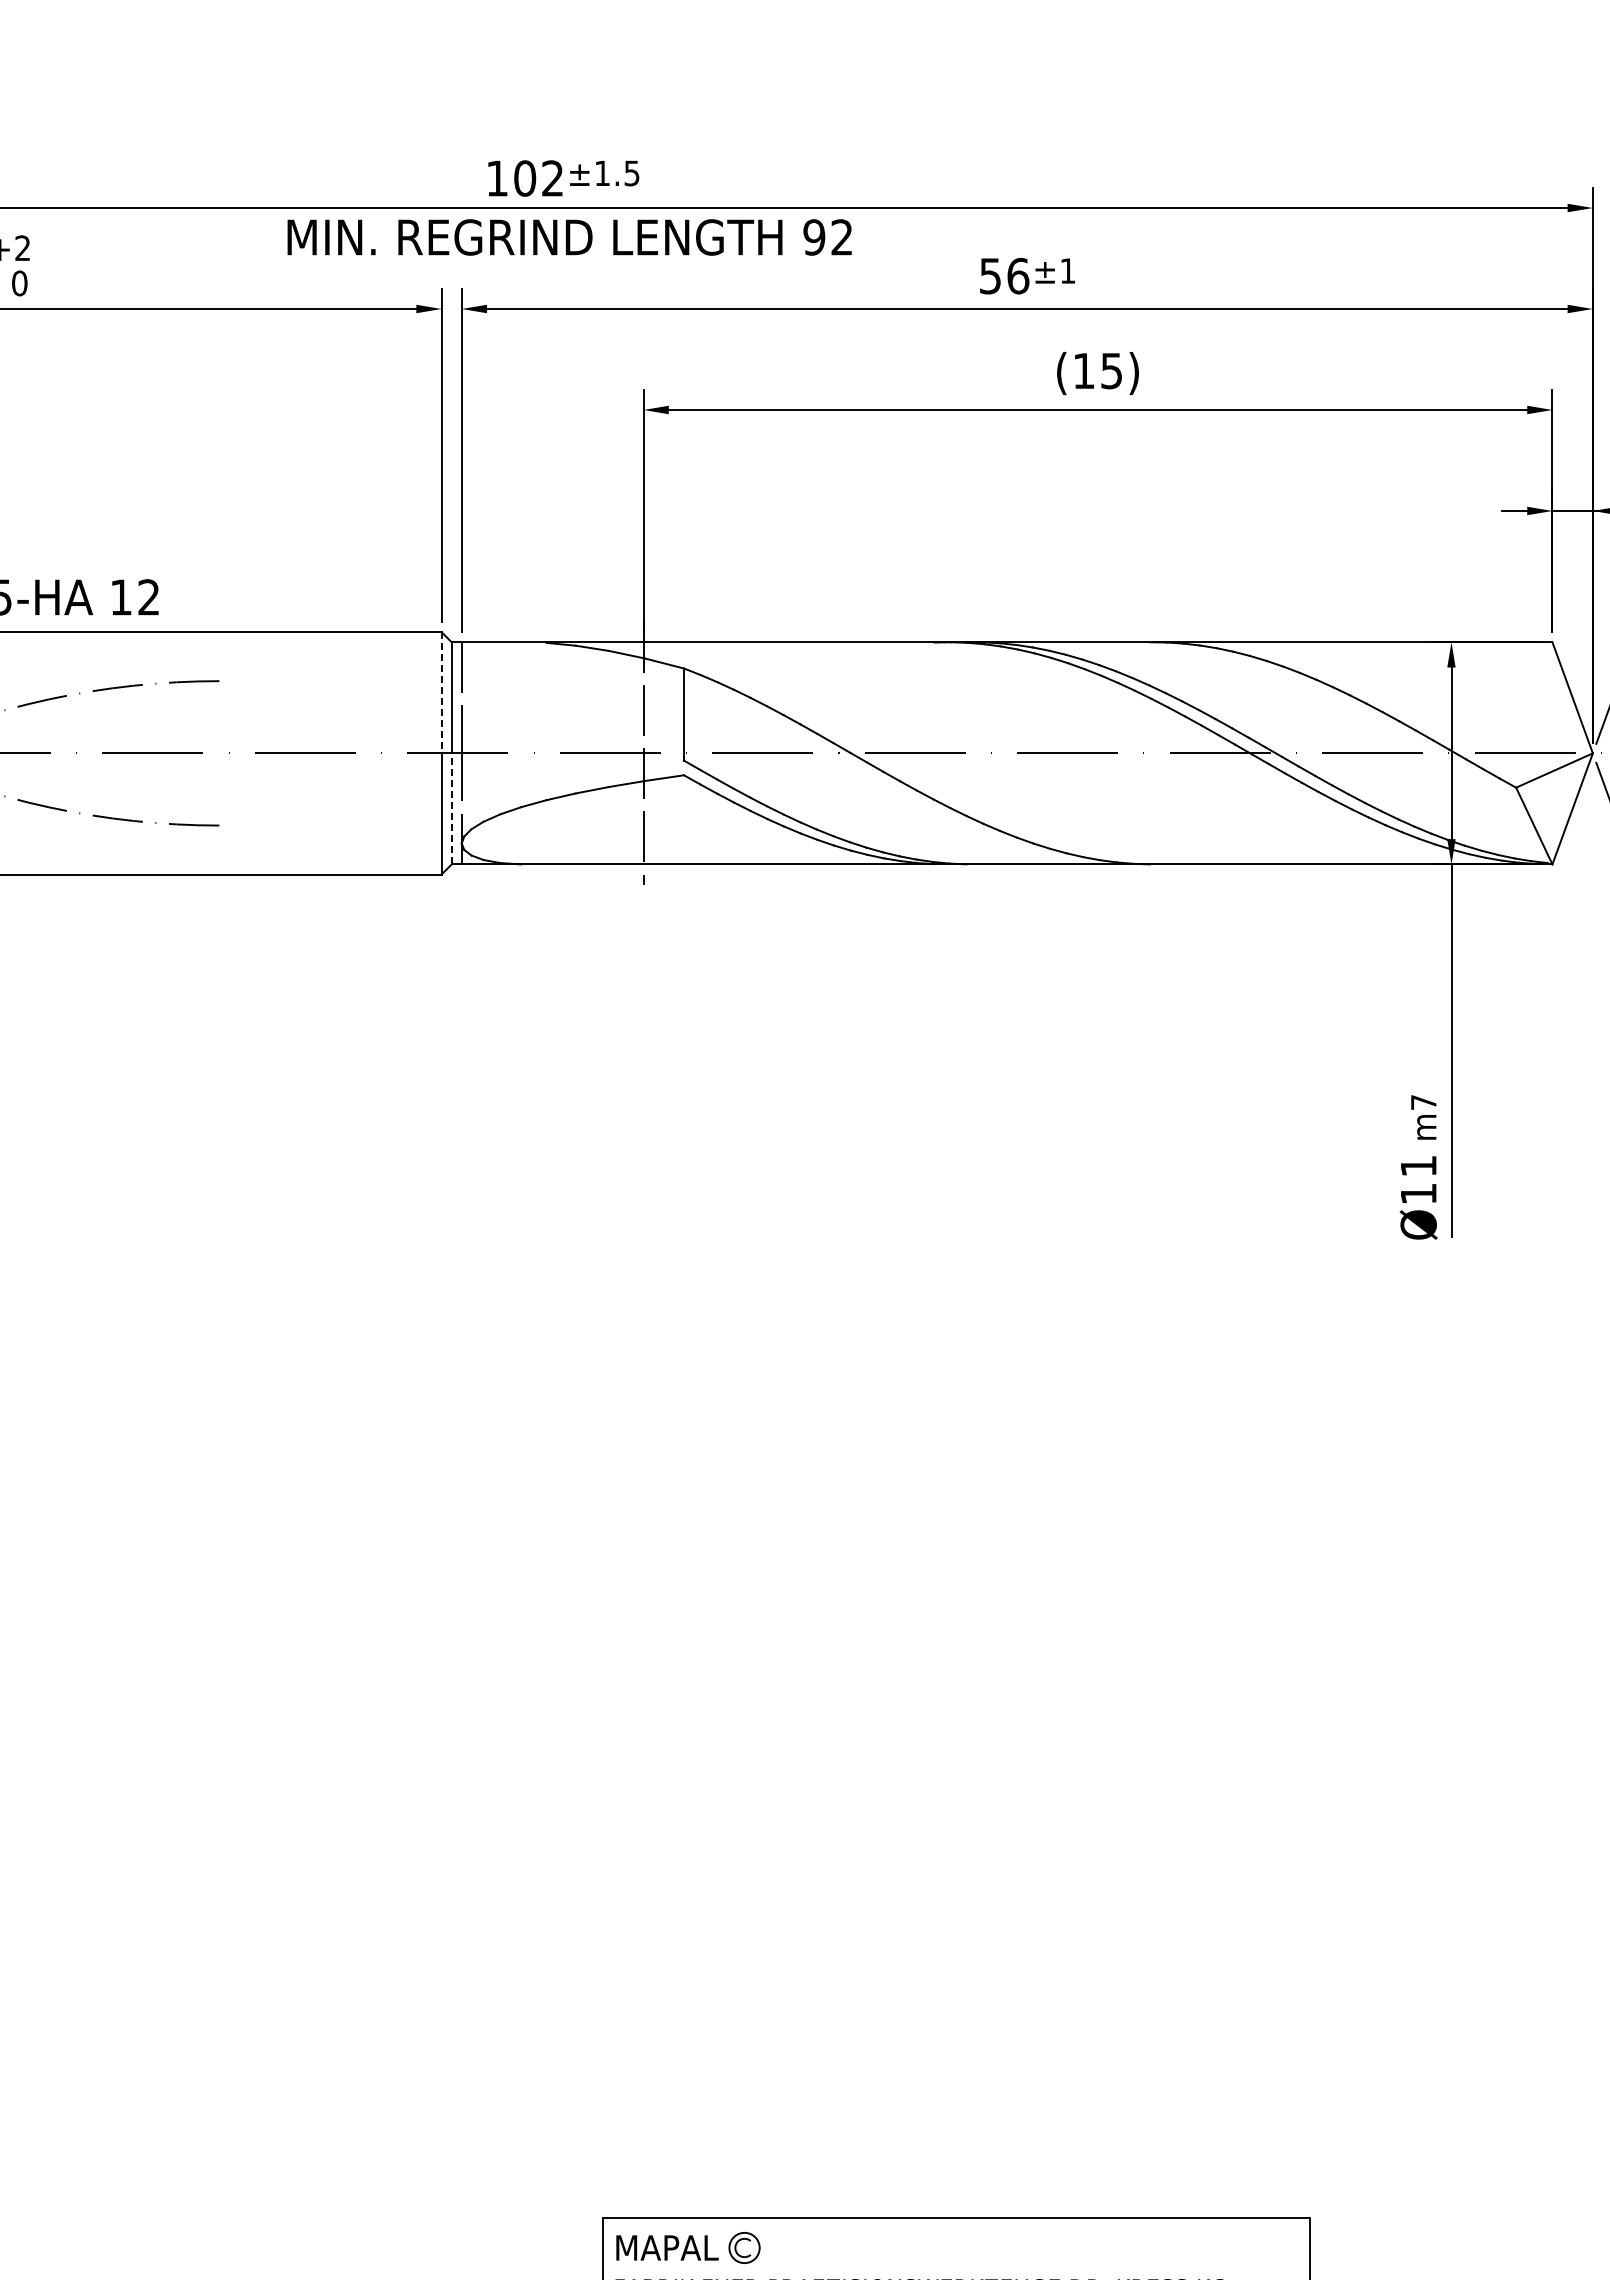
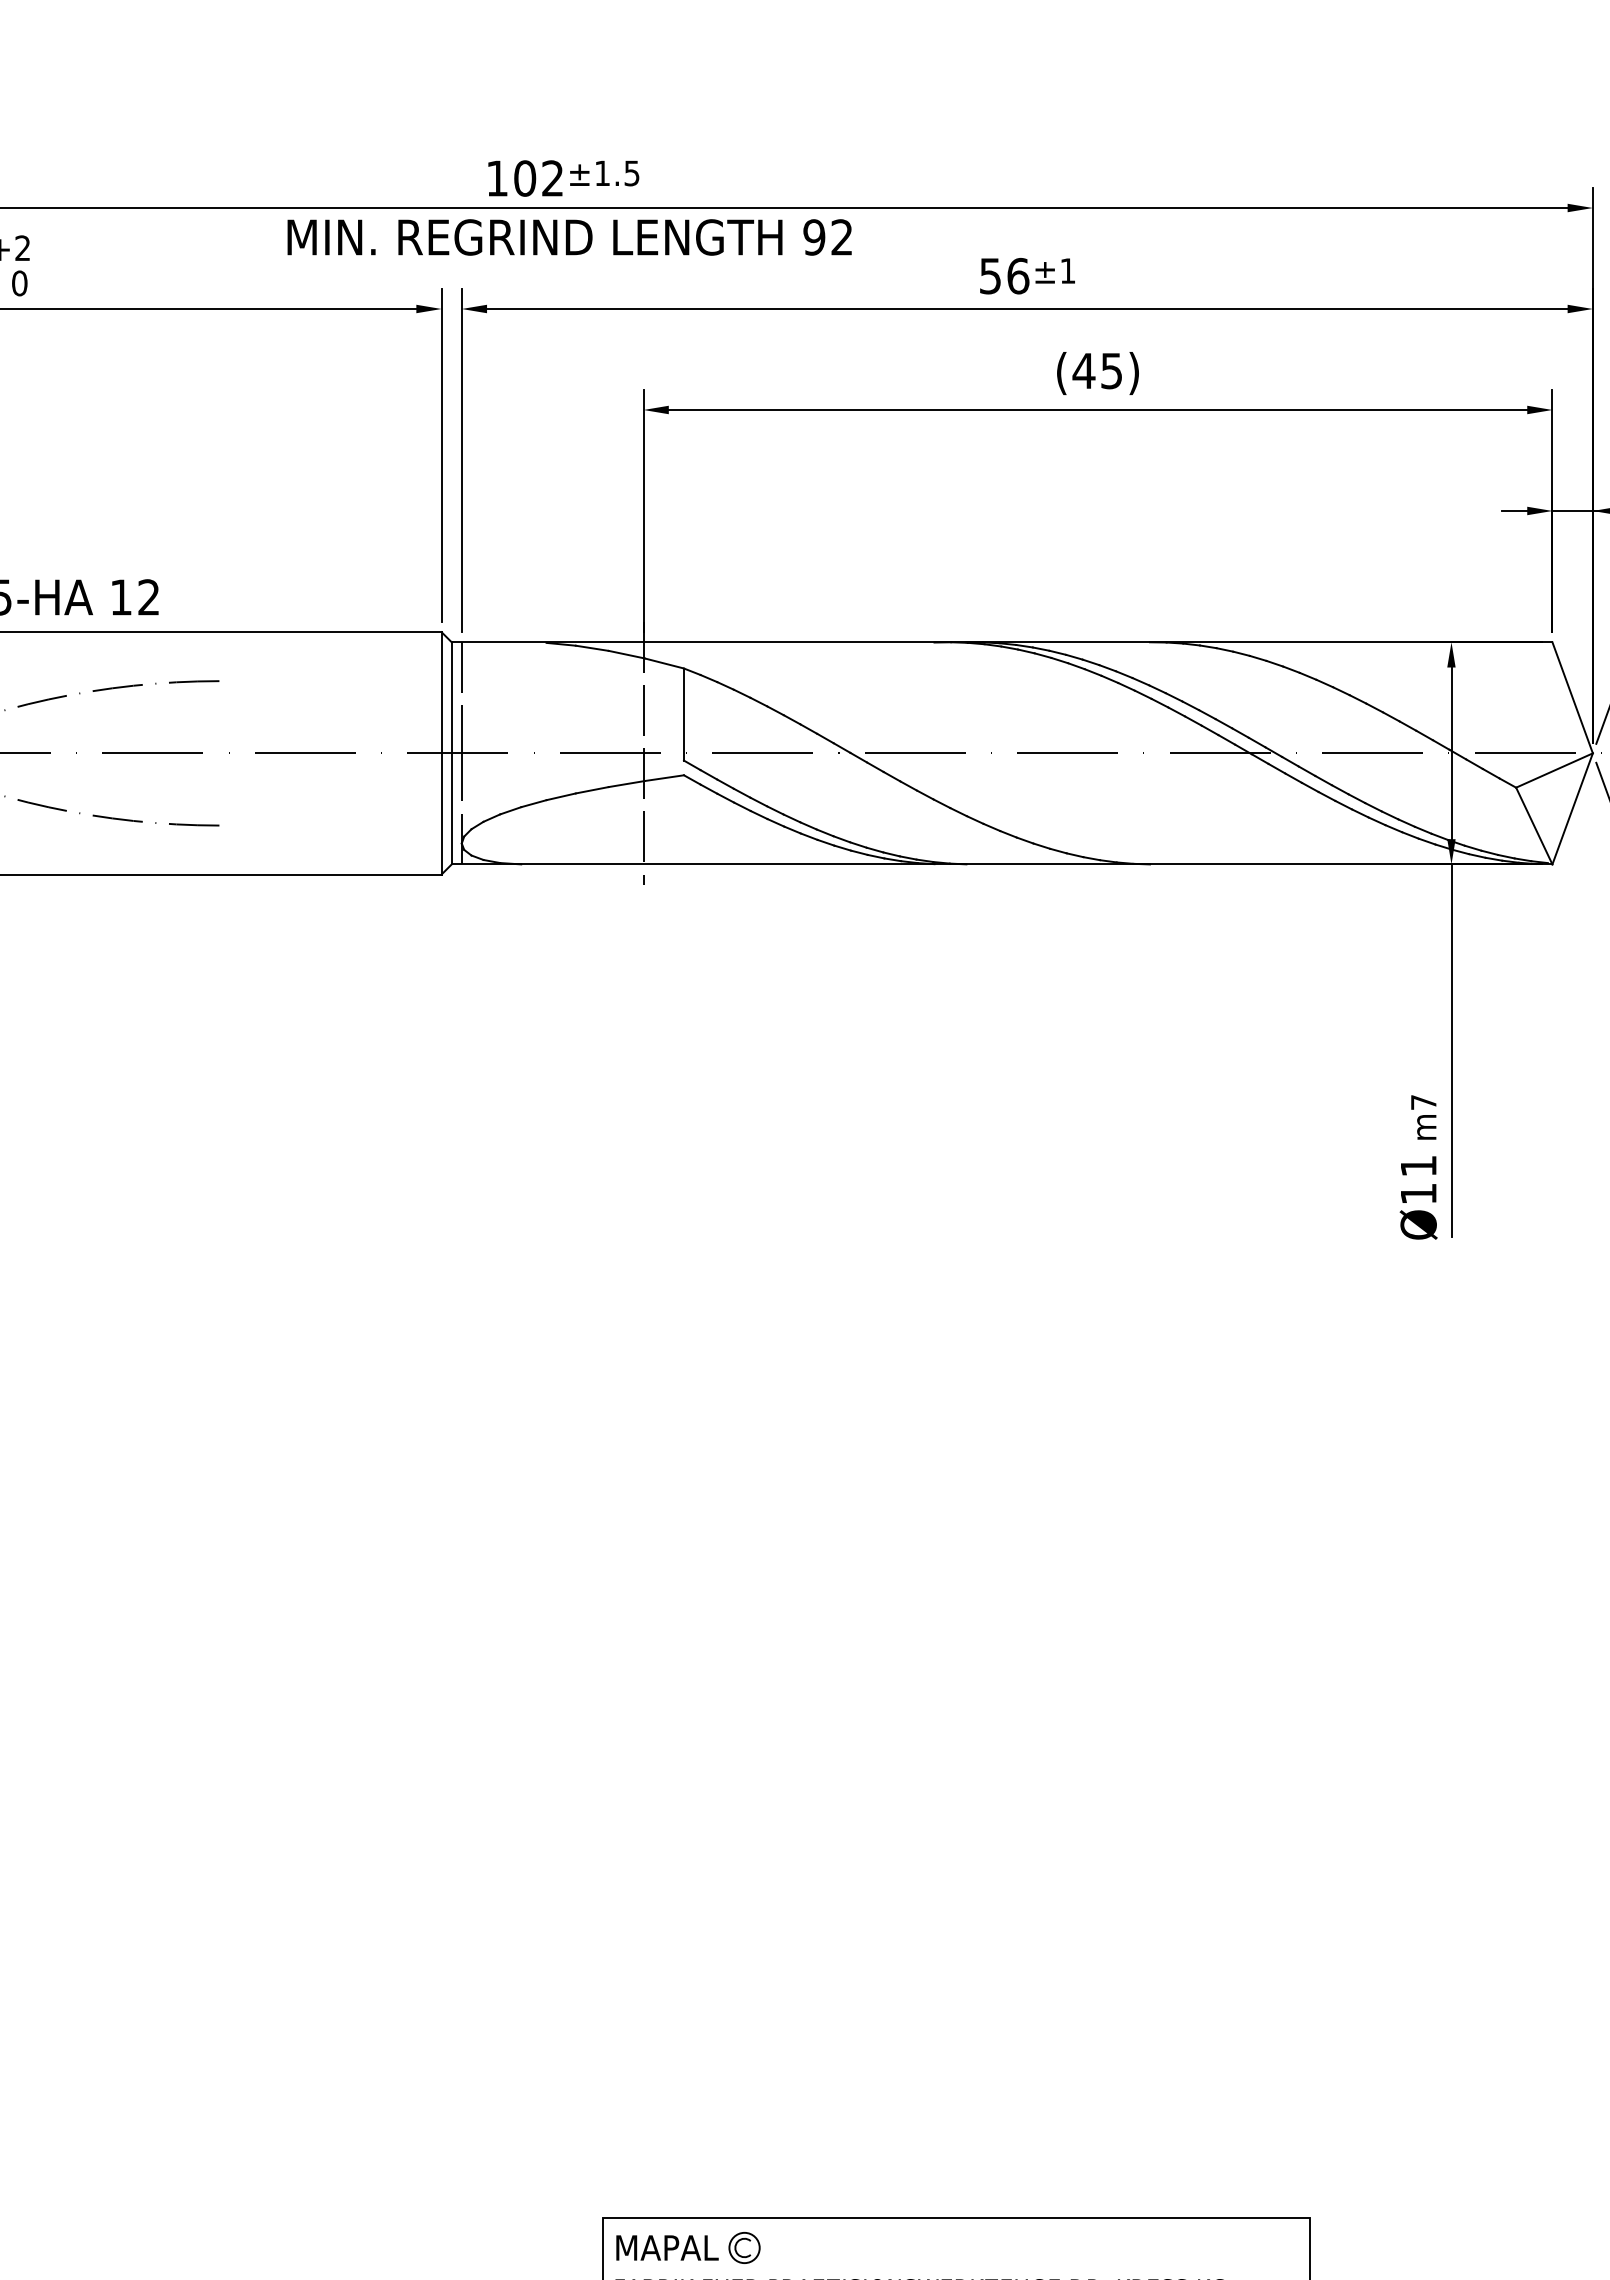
text: (15) -> (45) (1083, 370)
line: dashed -> solid (441, 692)
line: dashed -> solid (451, 808)
